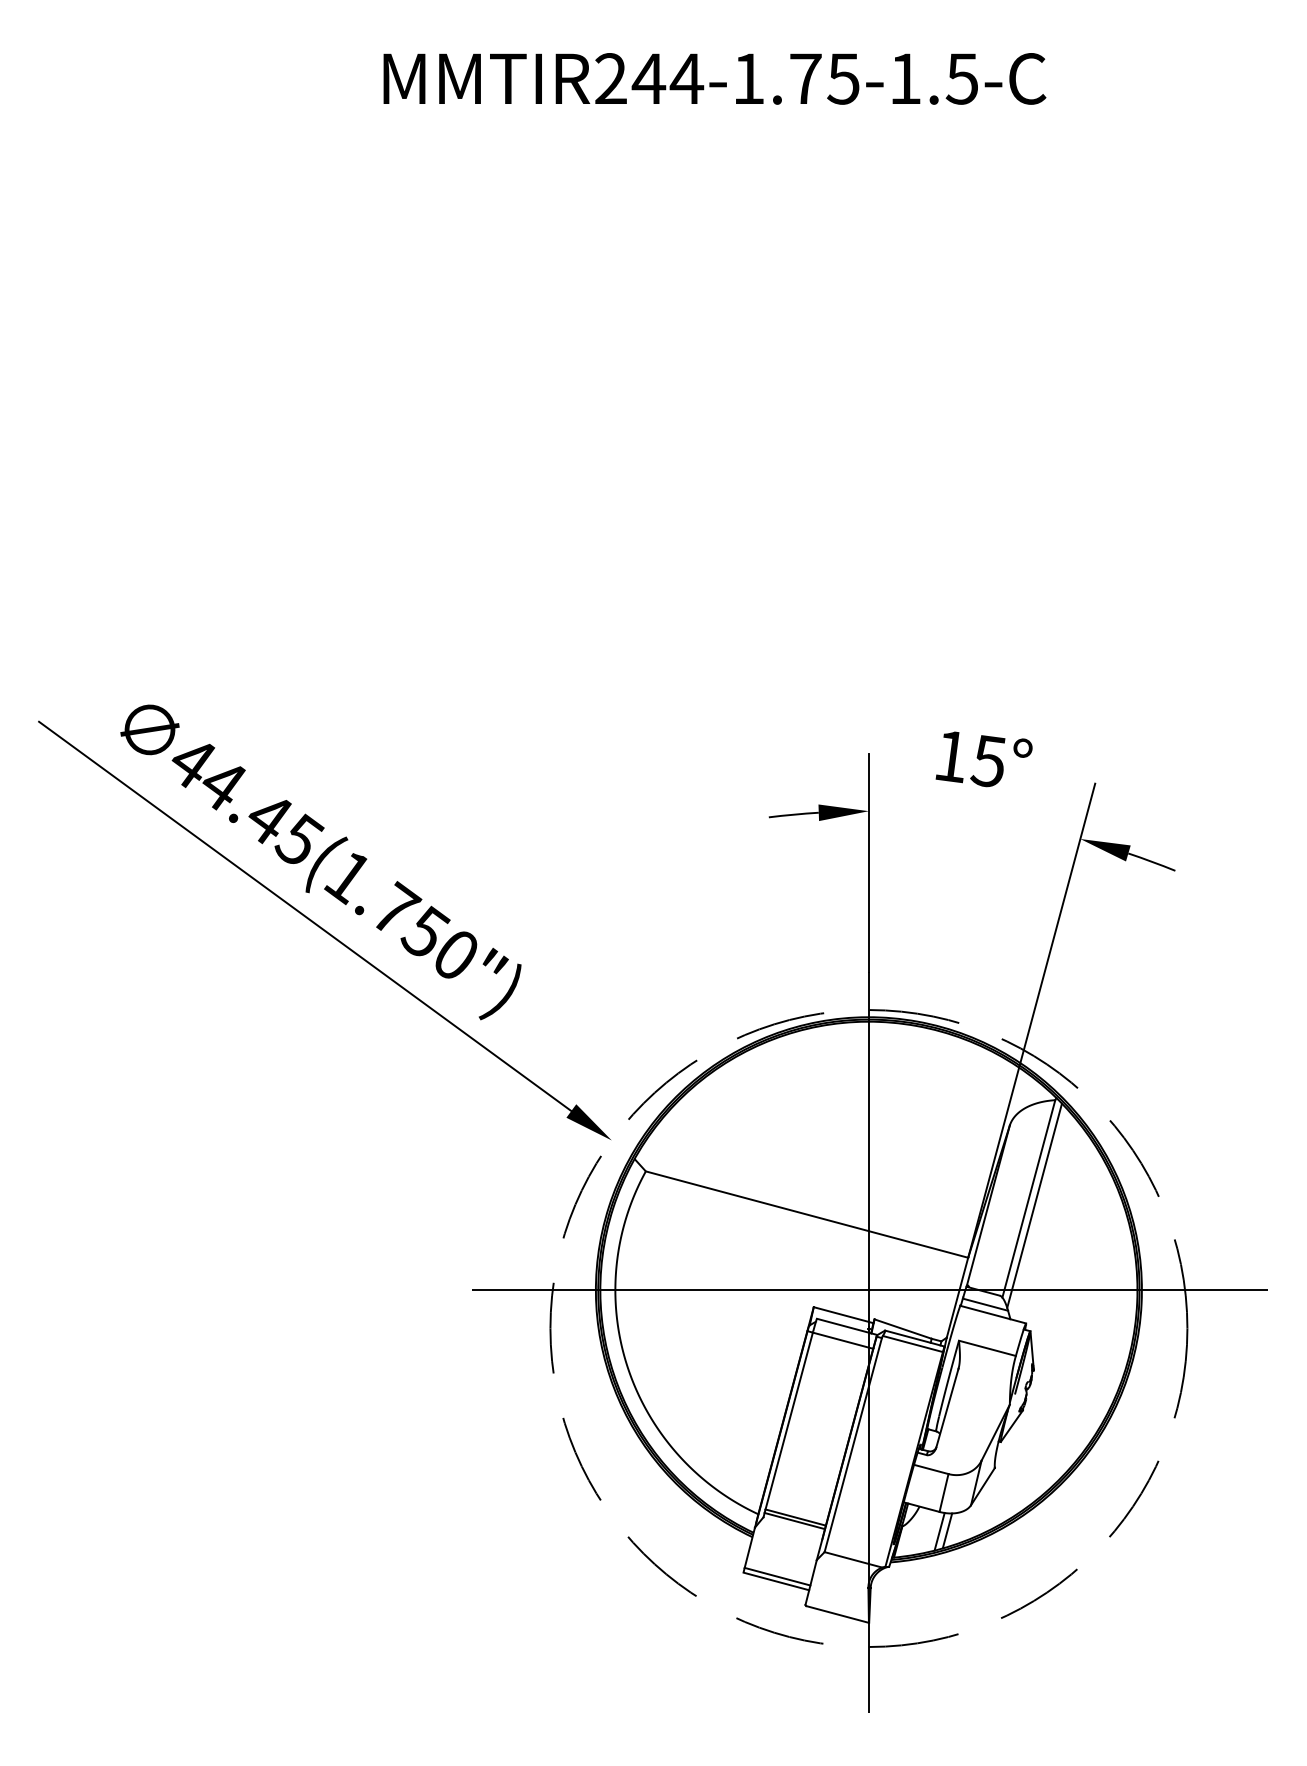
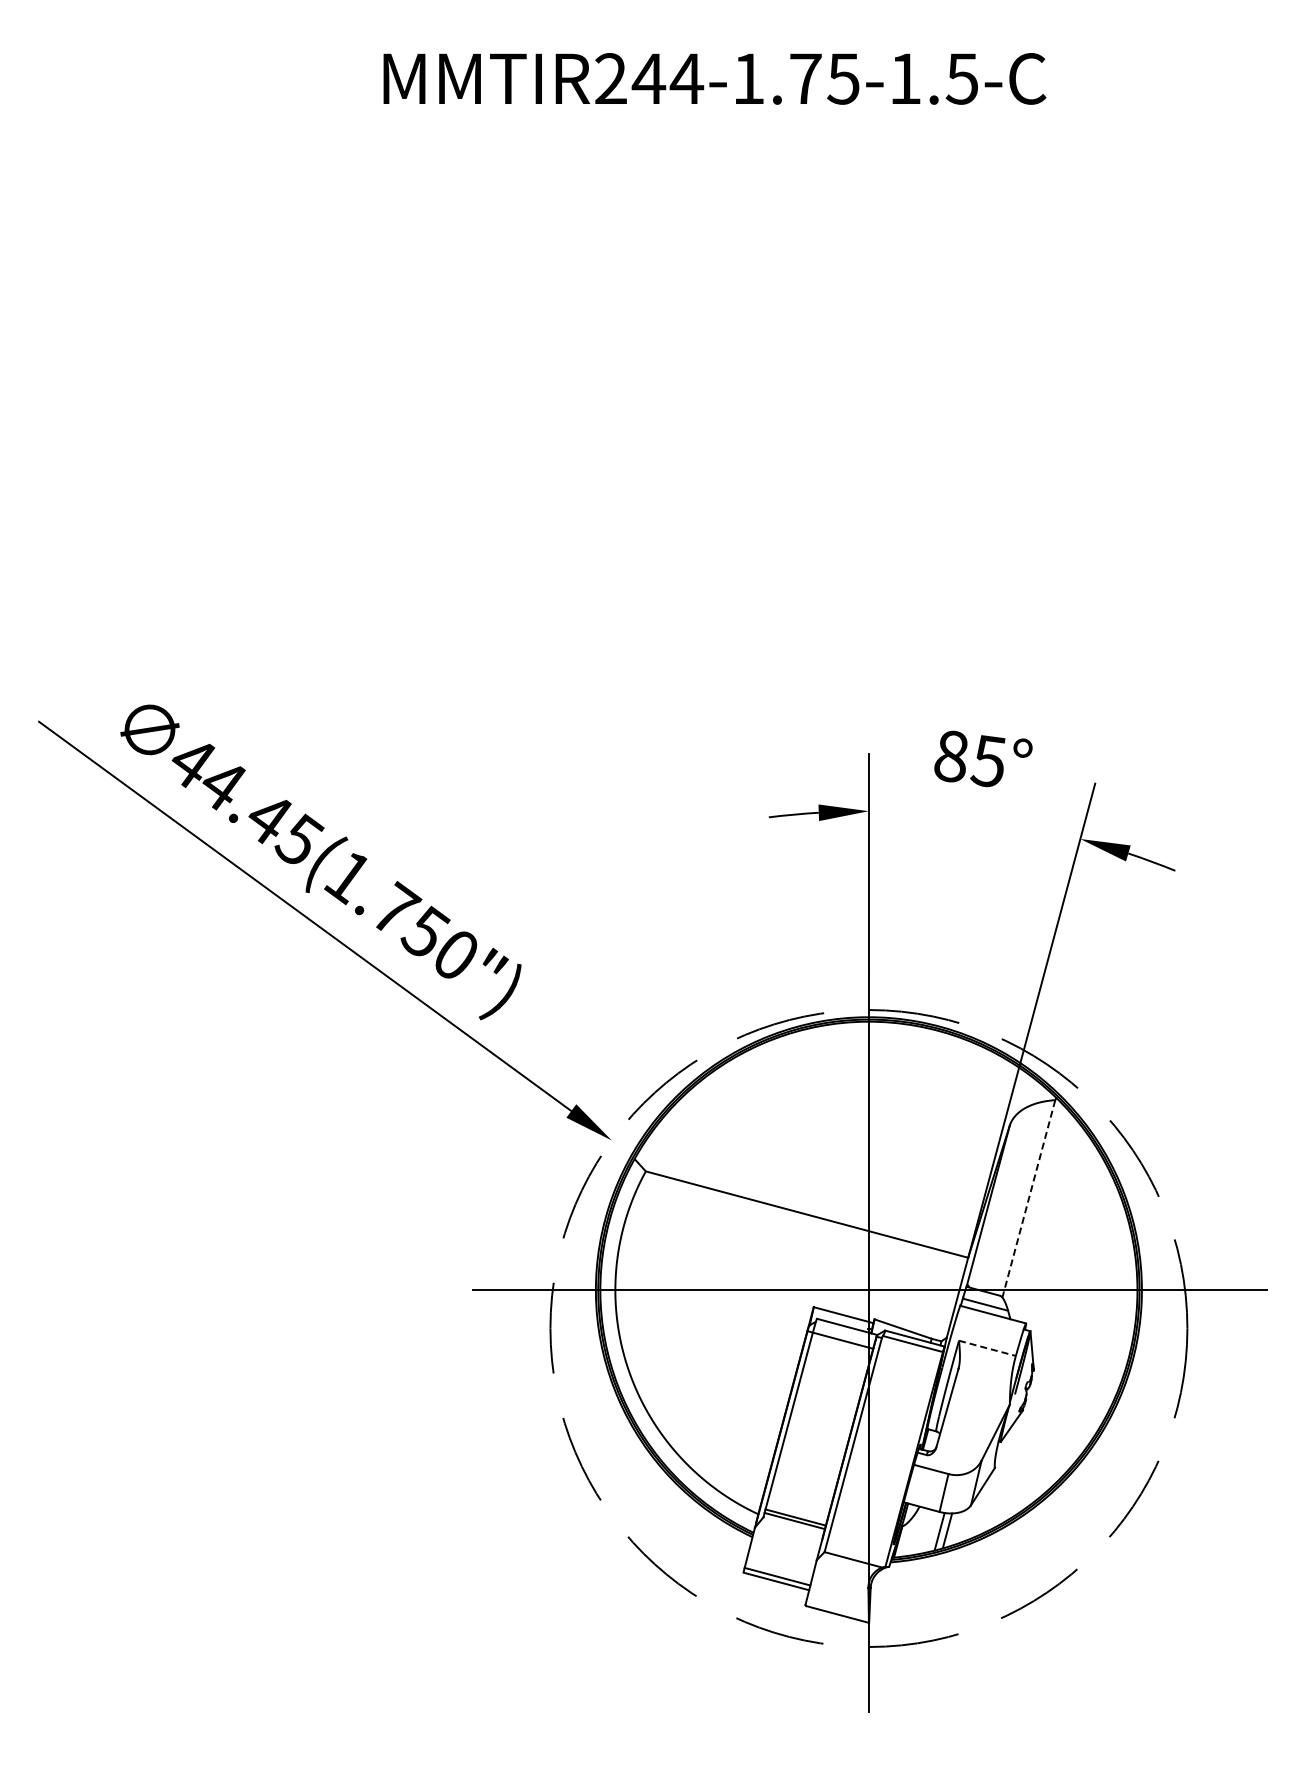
text: 15° -> 85° (950, 756)
line: solid -> dashed (1028, 1199)
line: present -> none (1034, 1205)
line: solid -> dashed (987, 1348)
